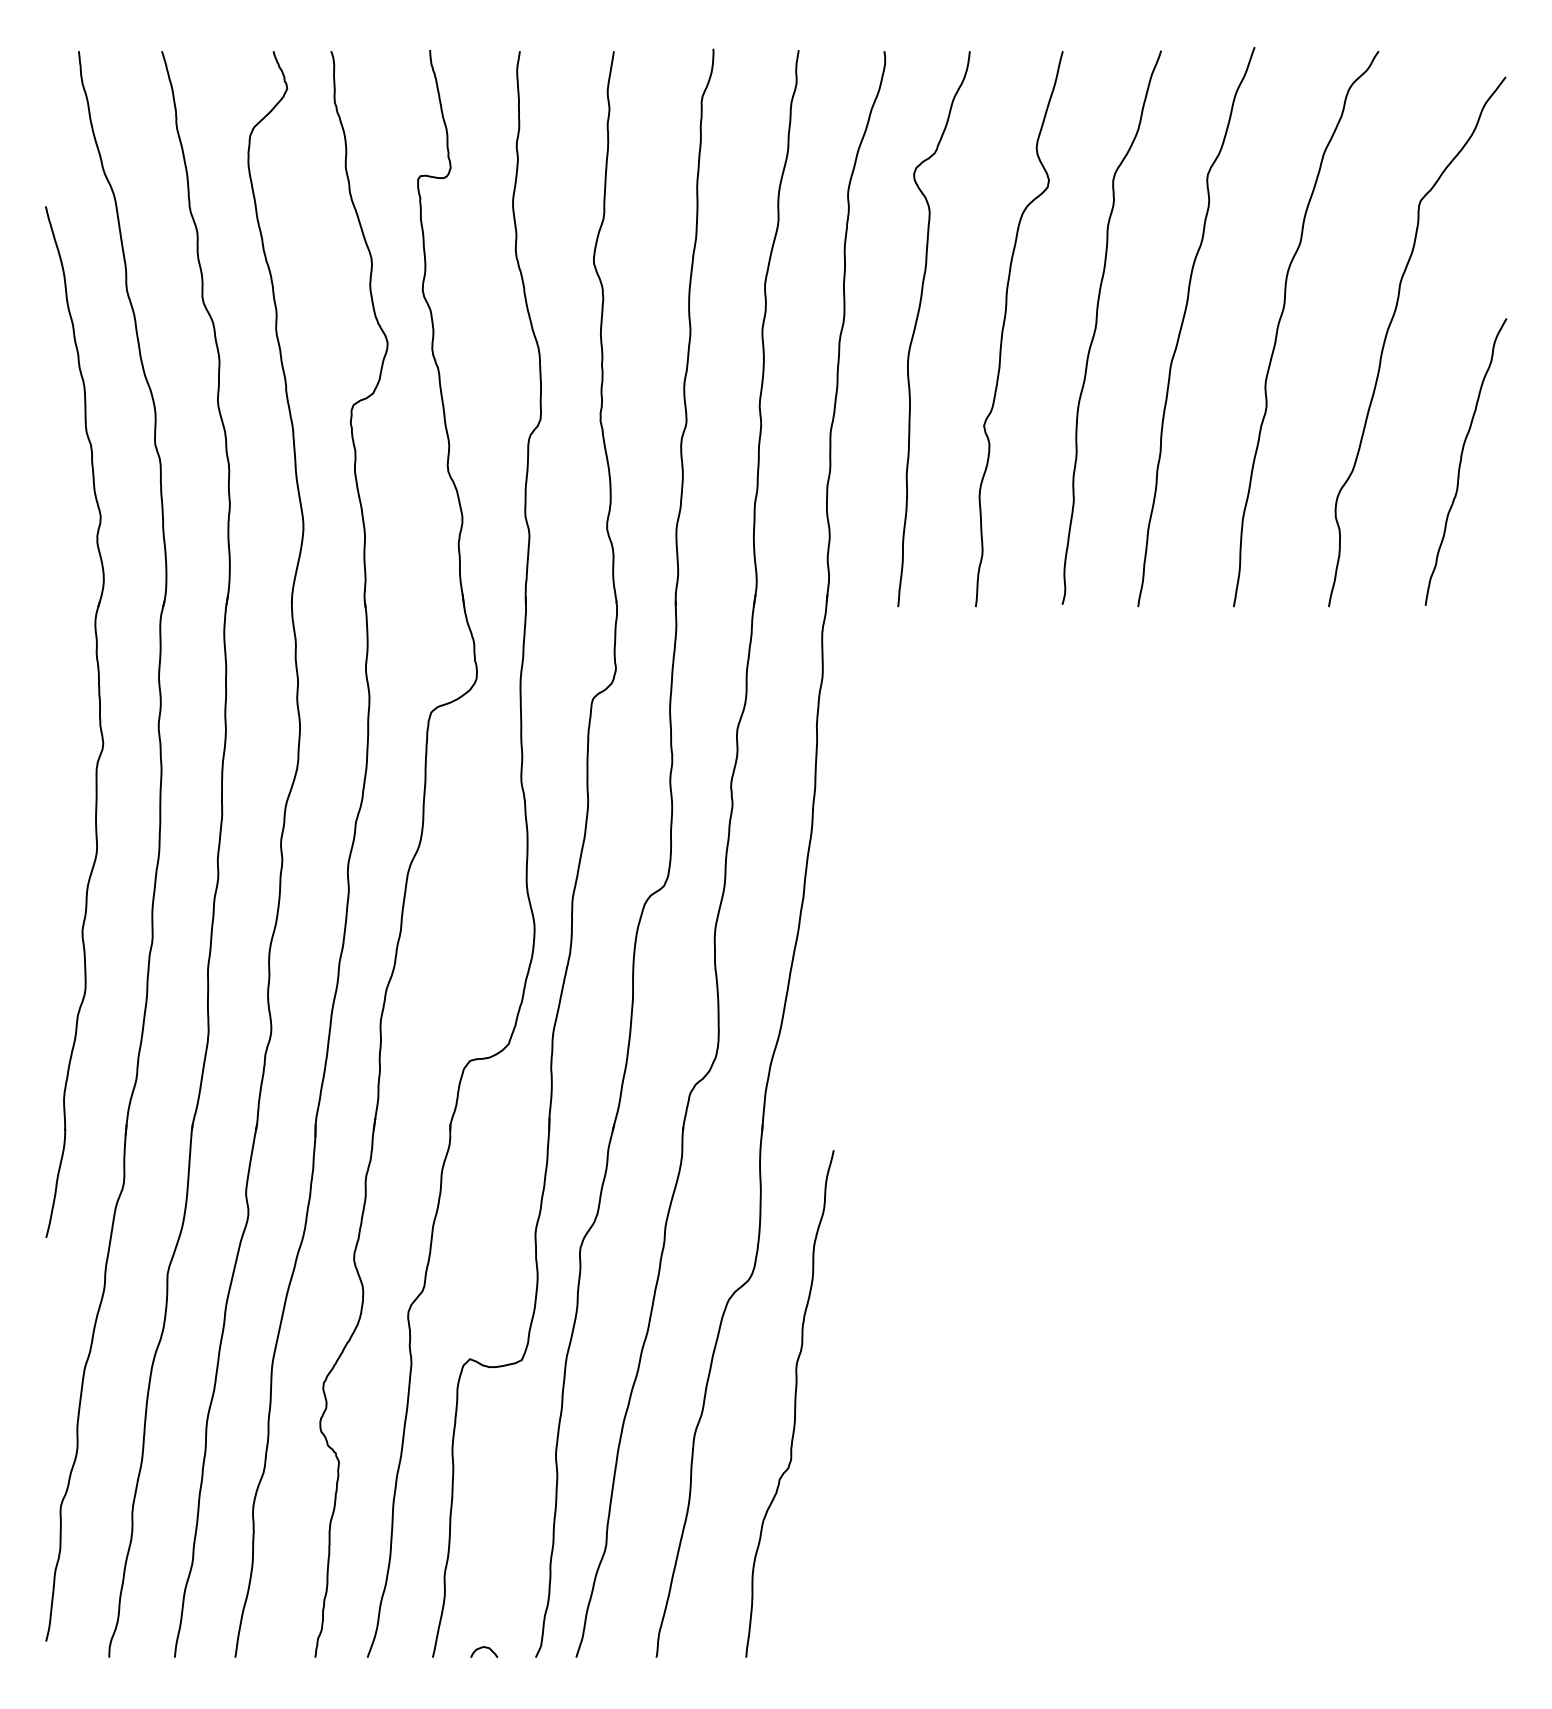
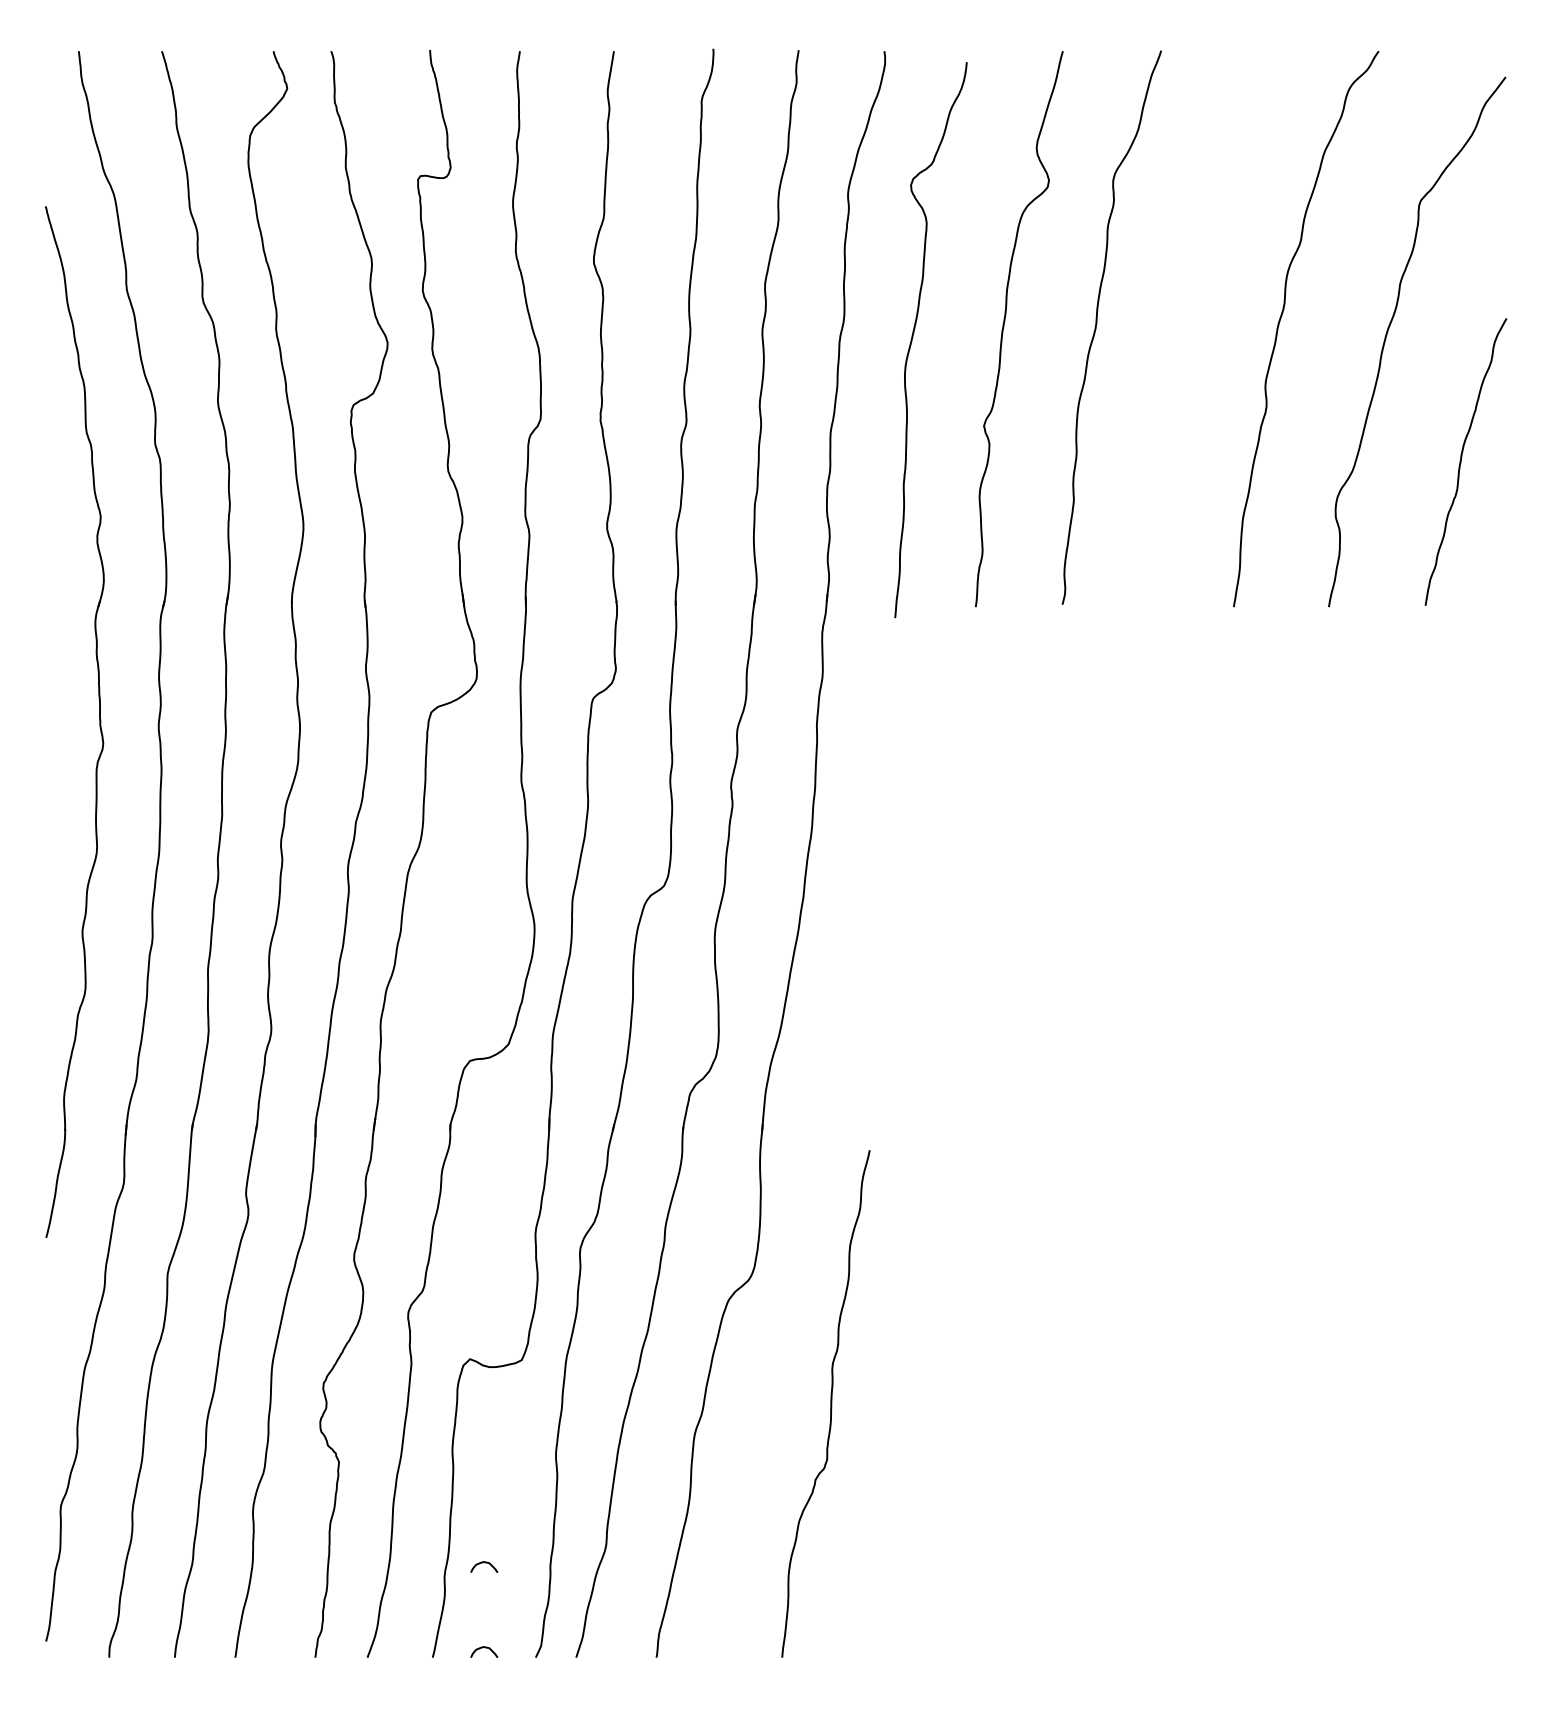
curve: present -> none (1183, 323)
curve position: (916, 326) -> (913, 337) (913, 337)
curve position: (794, 1403) -> (830, 1403) (830, 1403)
curve: none -> present (485, 1563)
